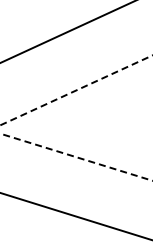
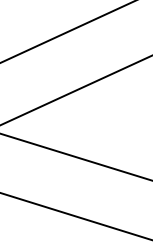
line: dashed -> solid (76, 90)
line: dashed -> solid (76, 157)
